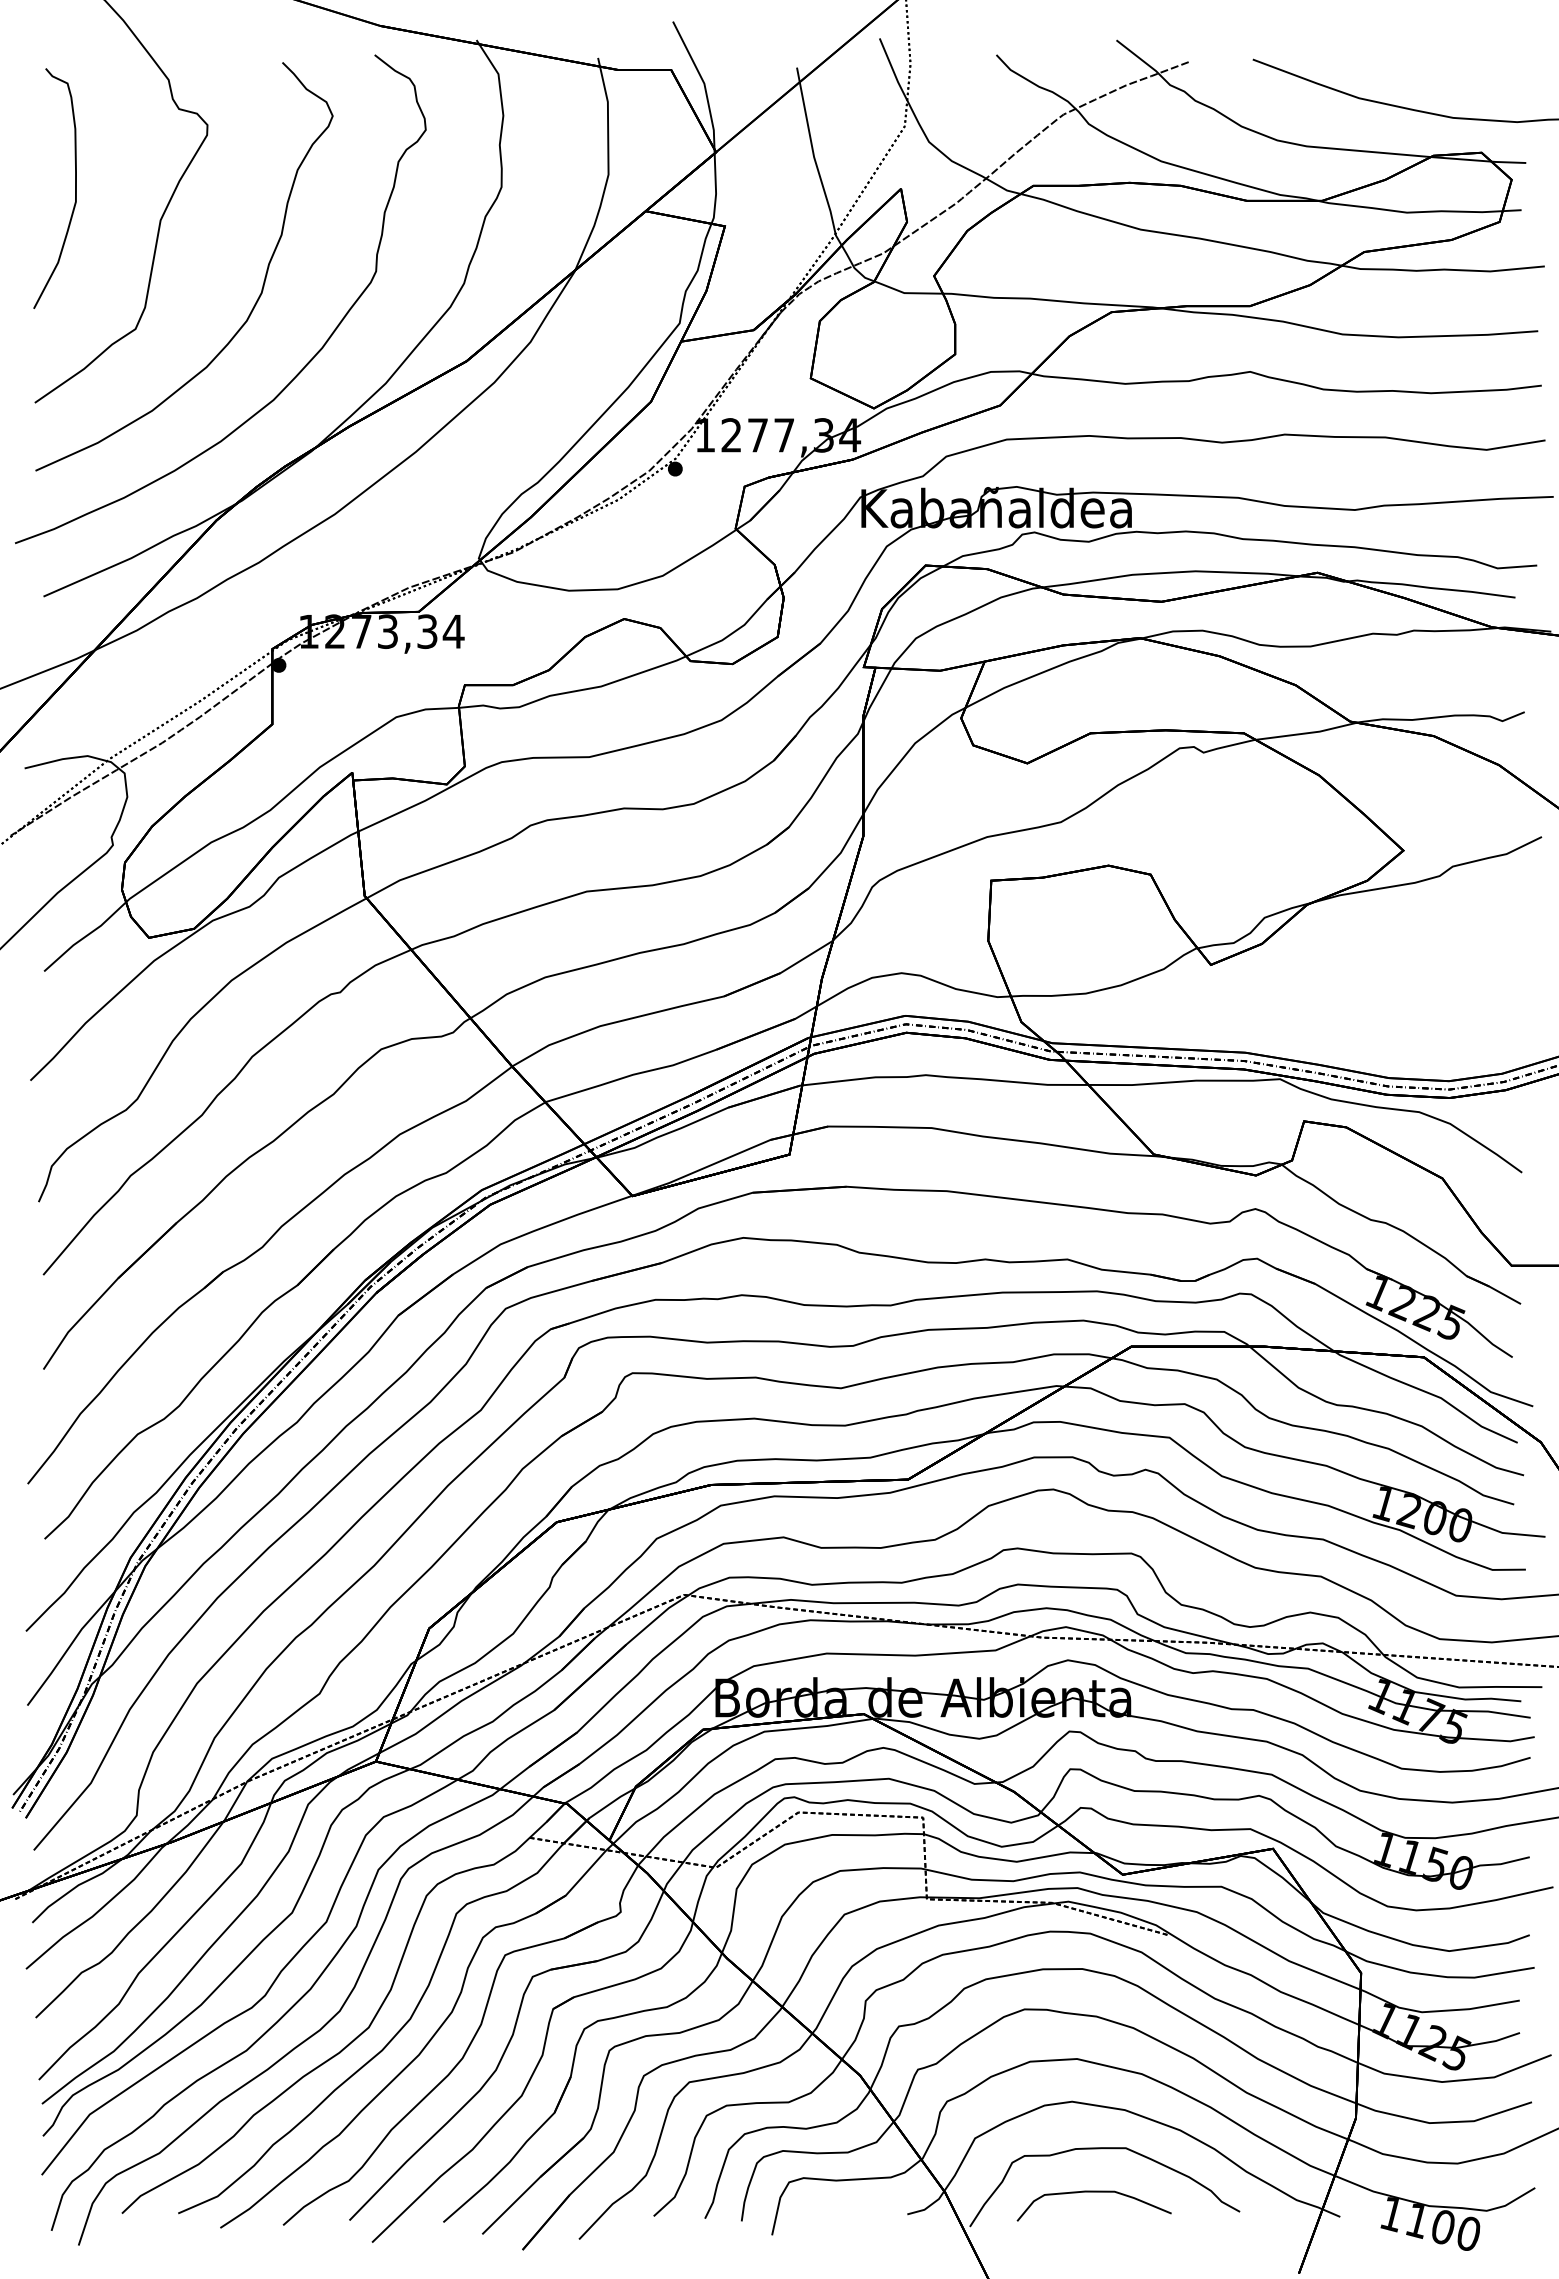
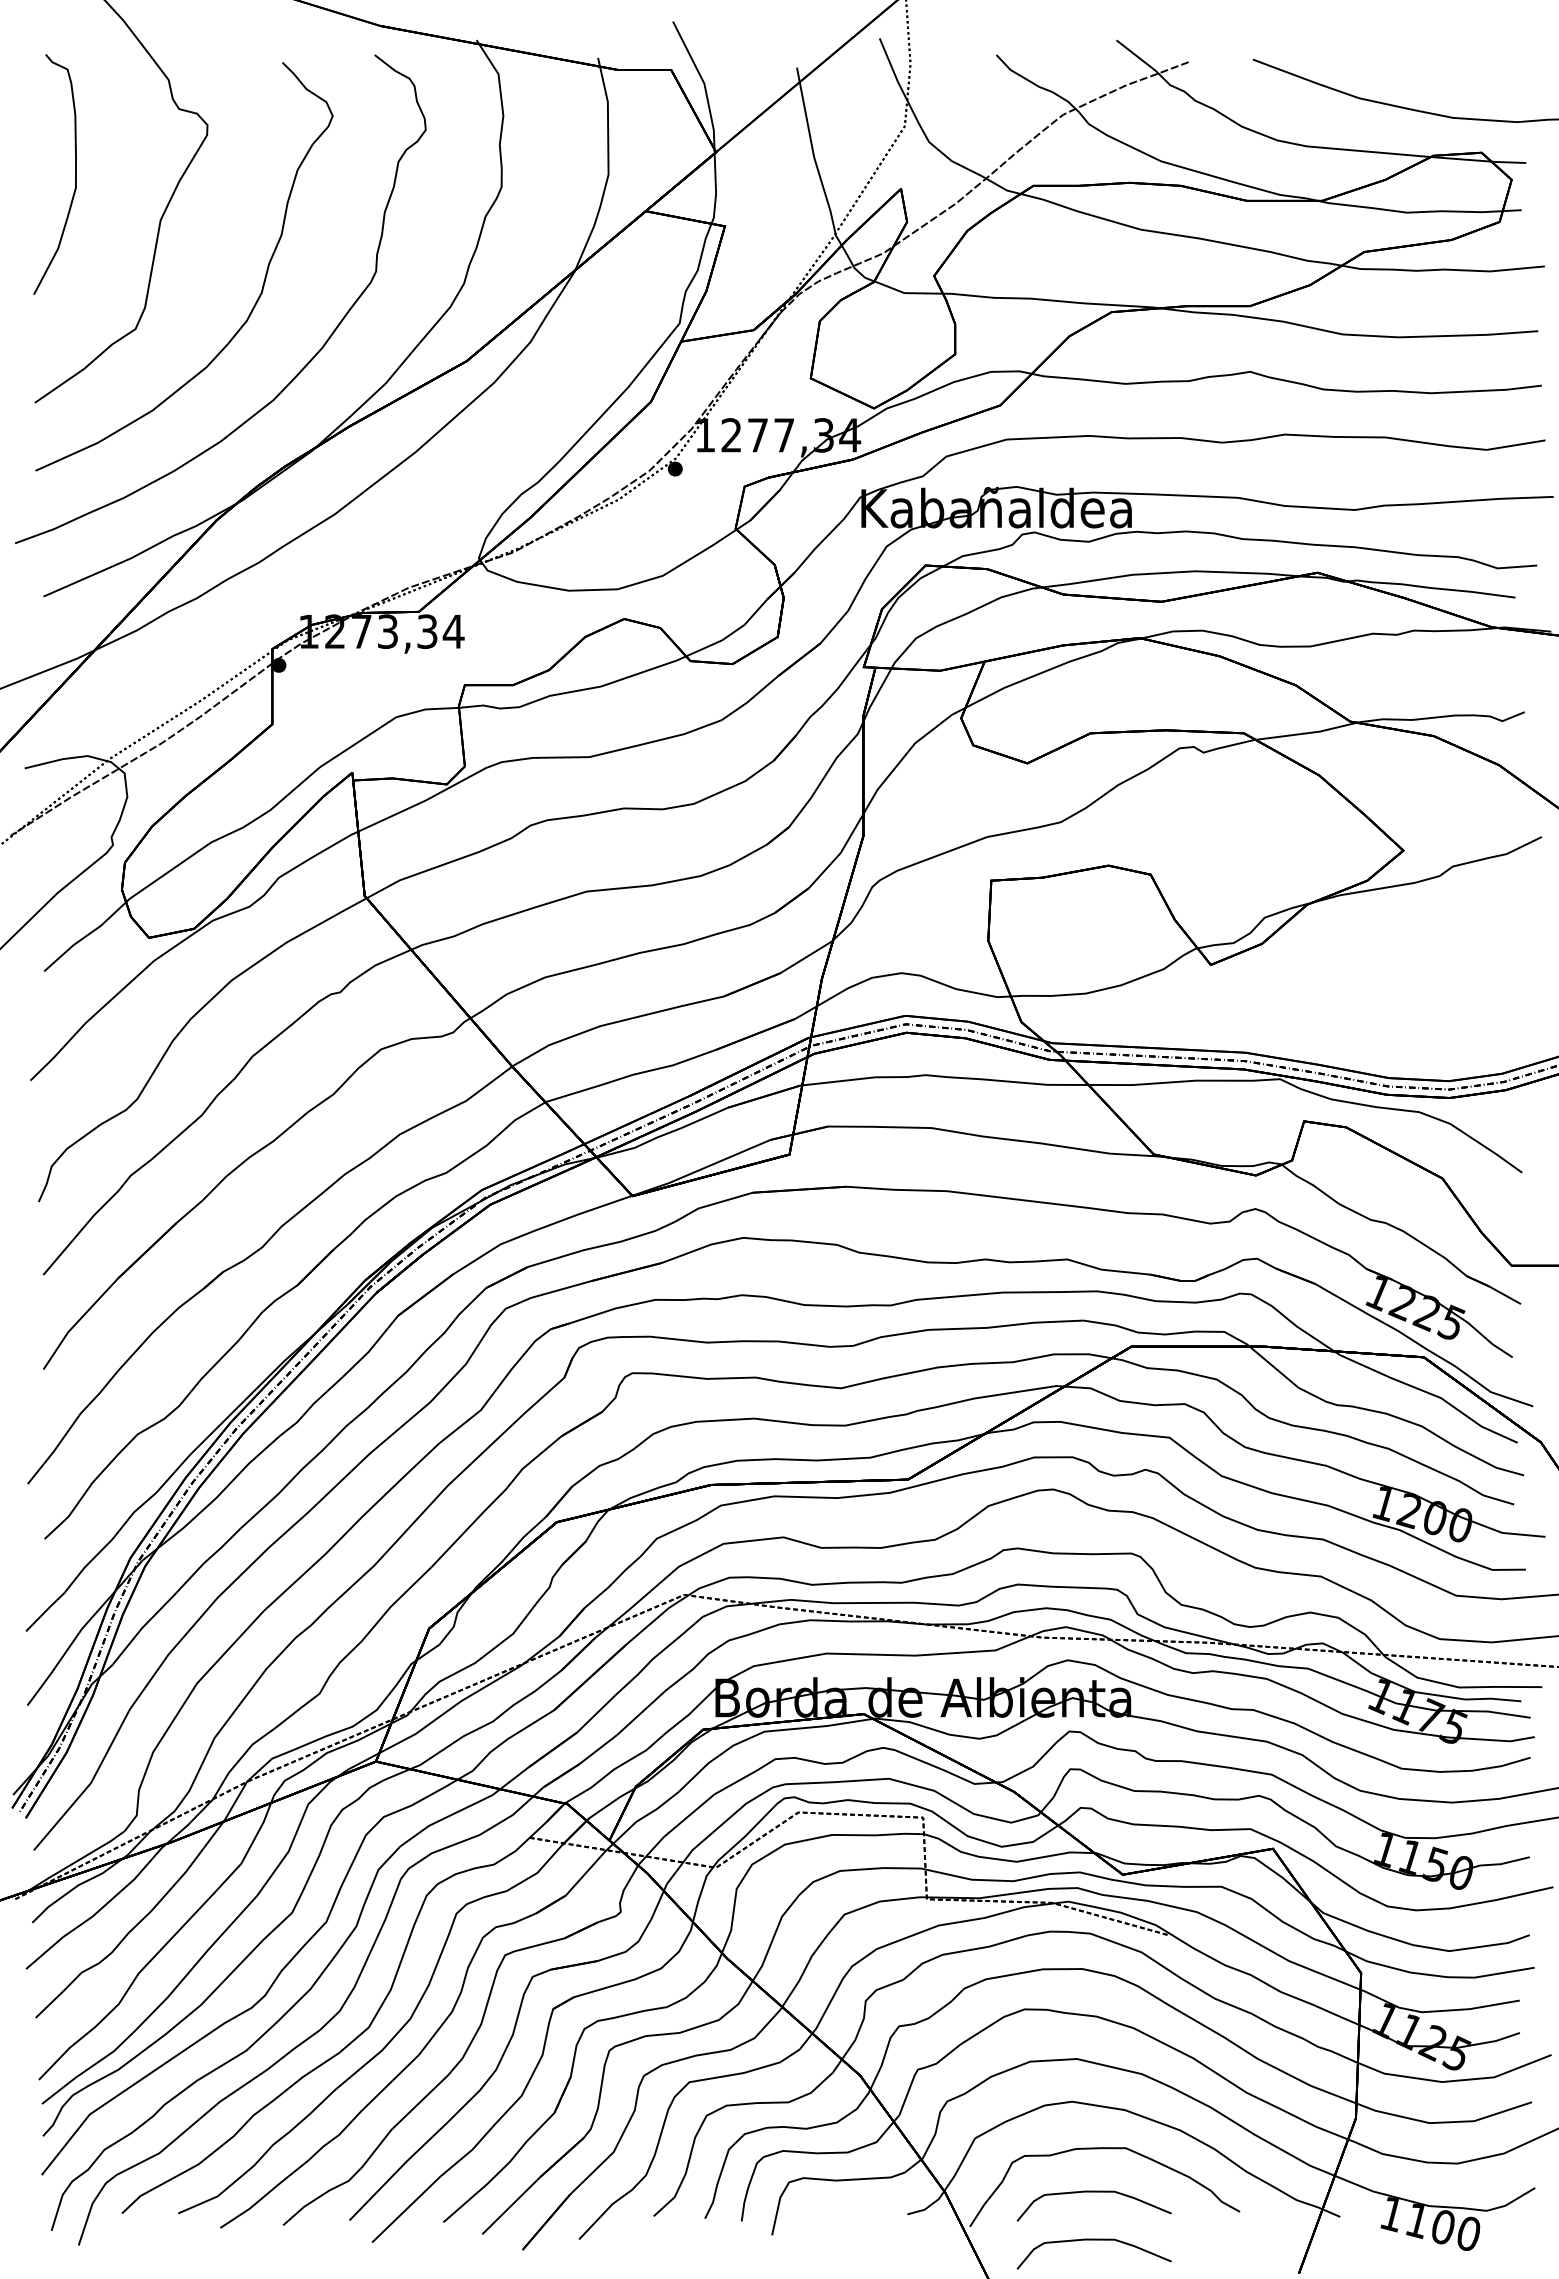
curve position: (75, 188) -> (75, 174) (75, 174)
curve: none -> present (1093, 2240)
